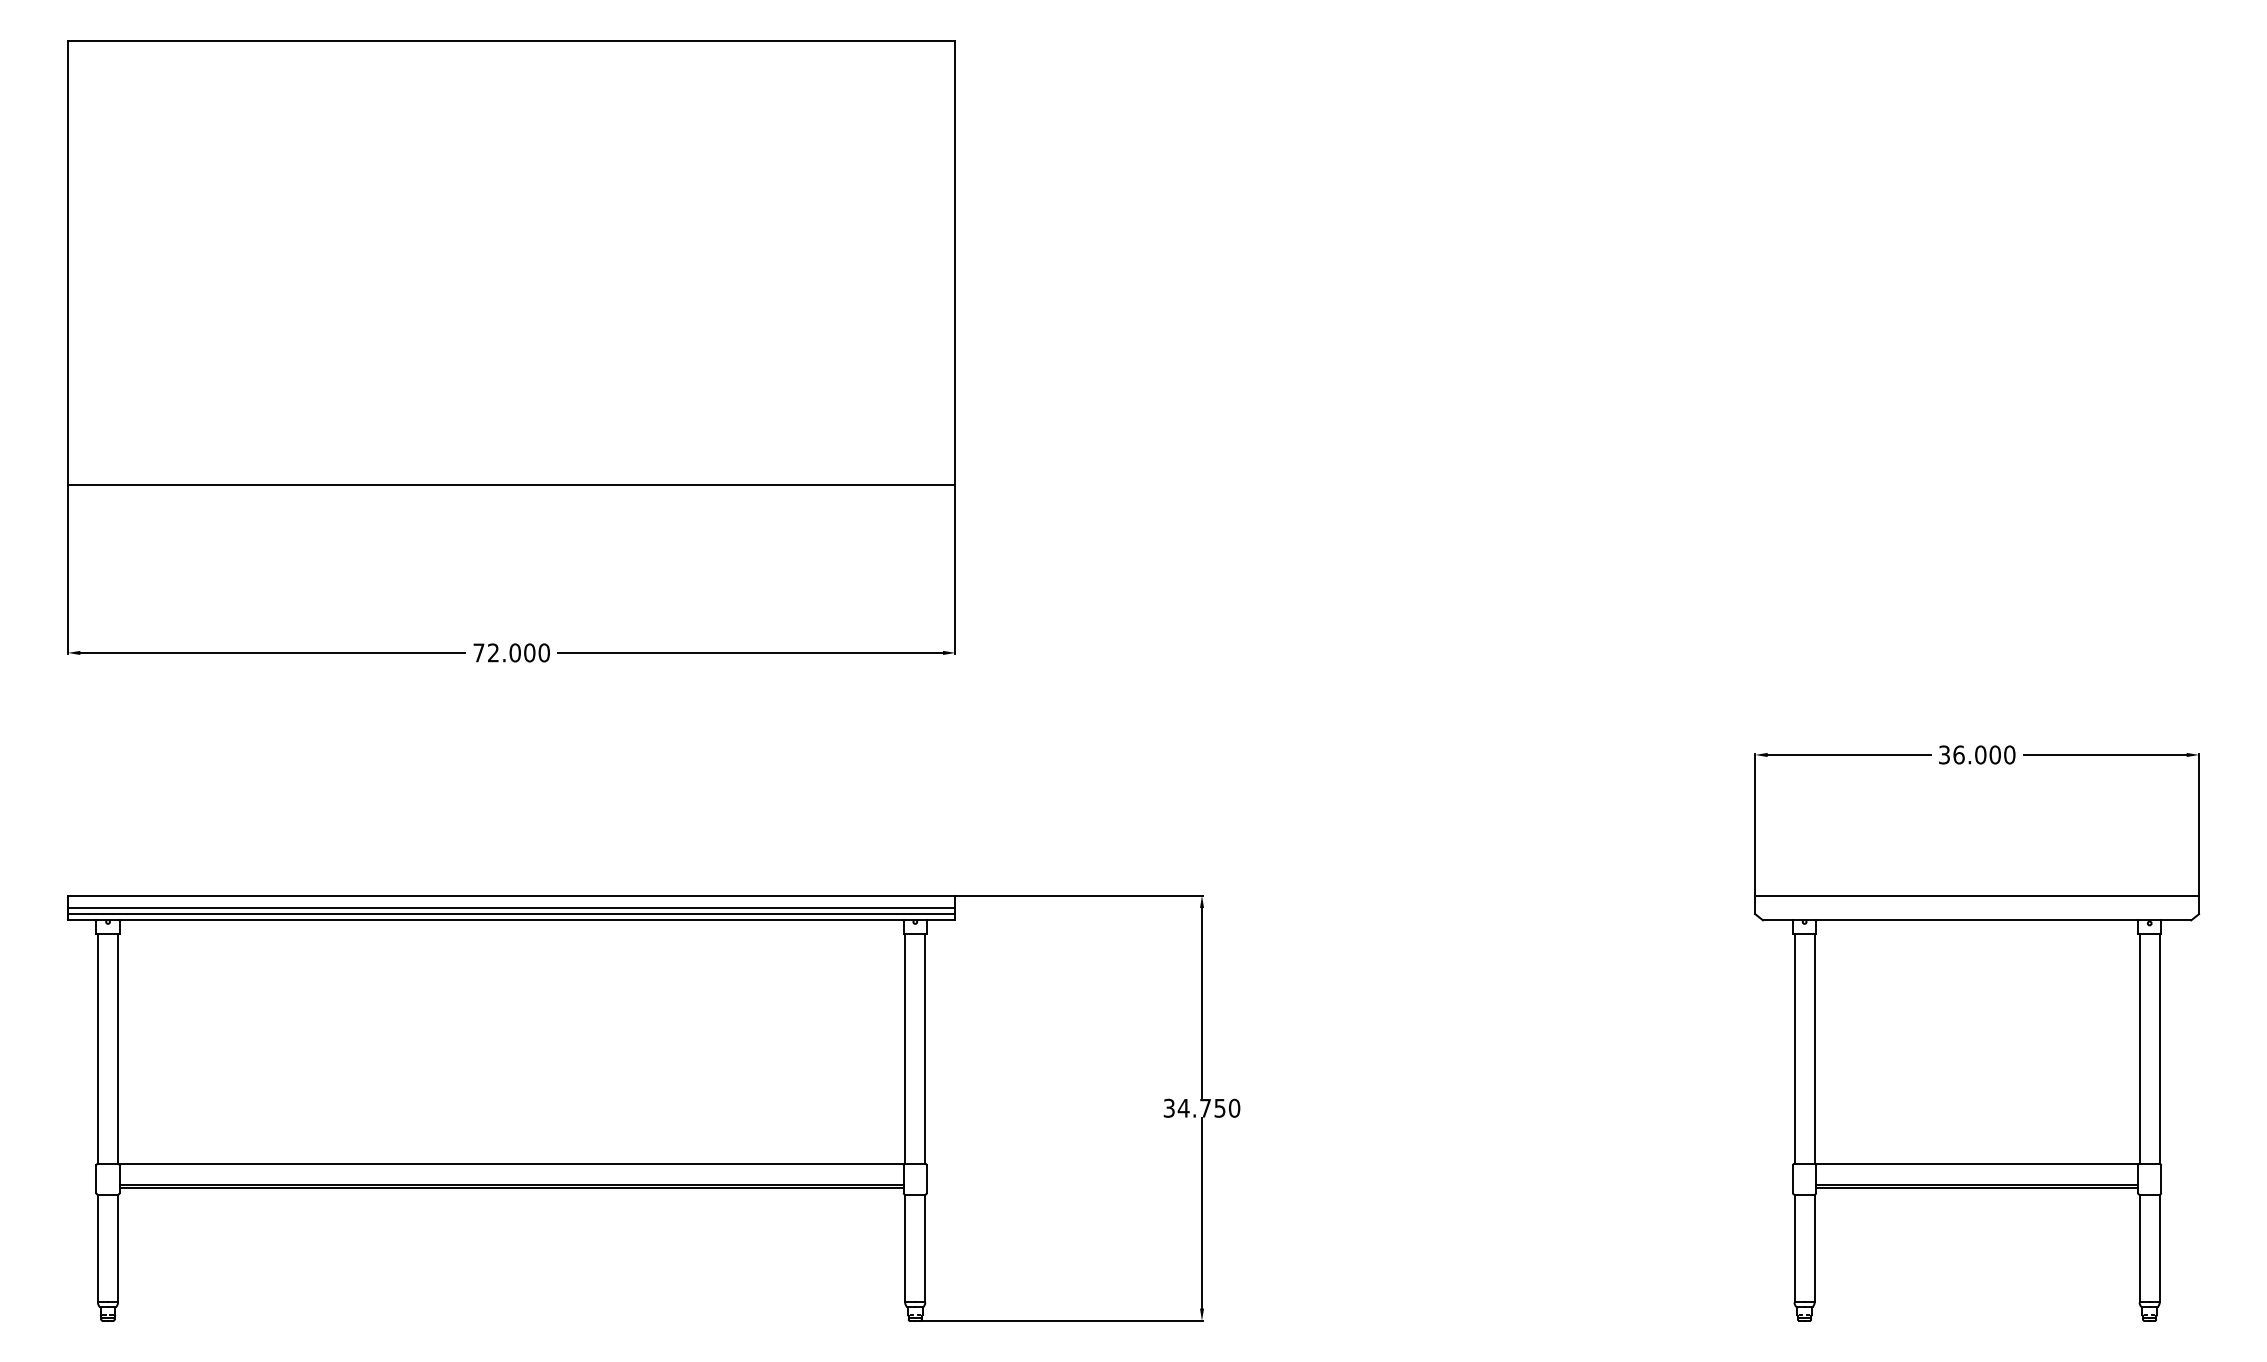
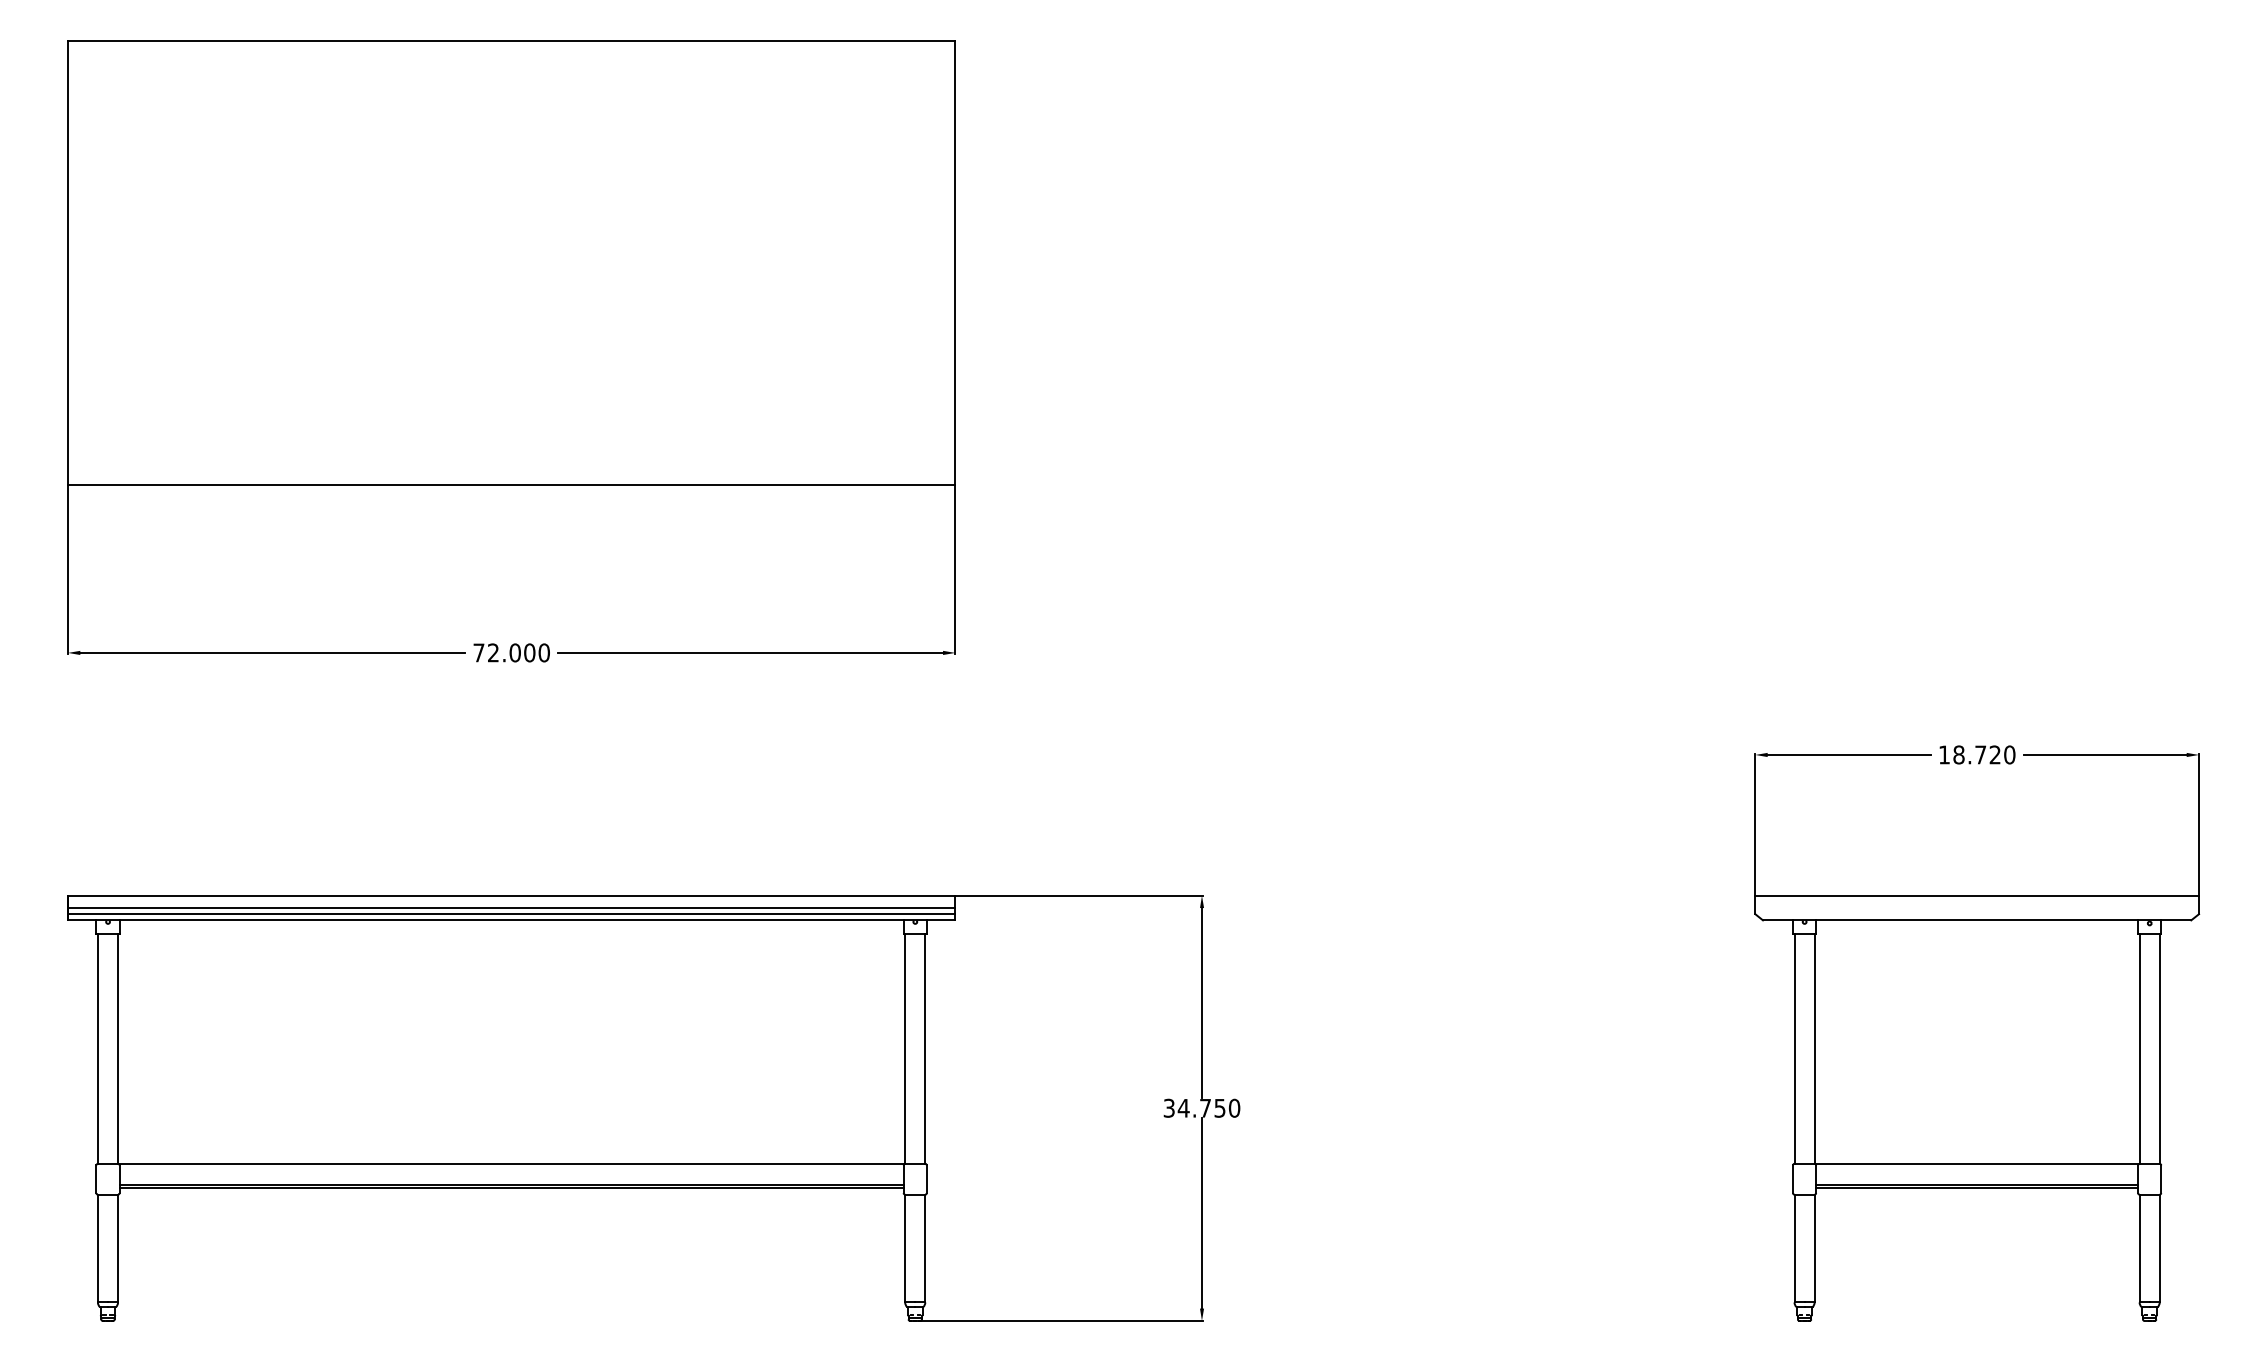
text: 36.000 -> 18.720 (1969, 754)
